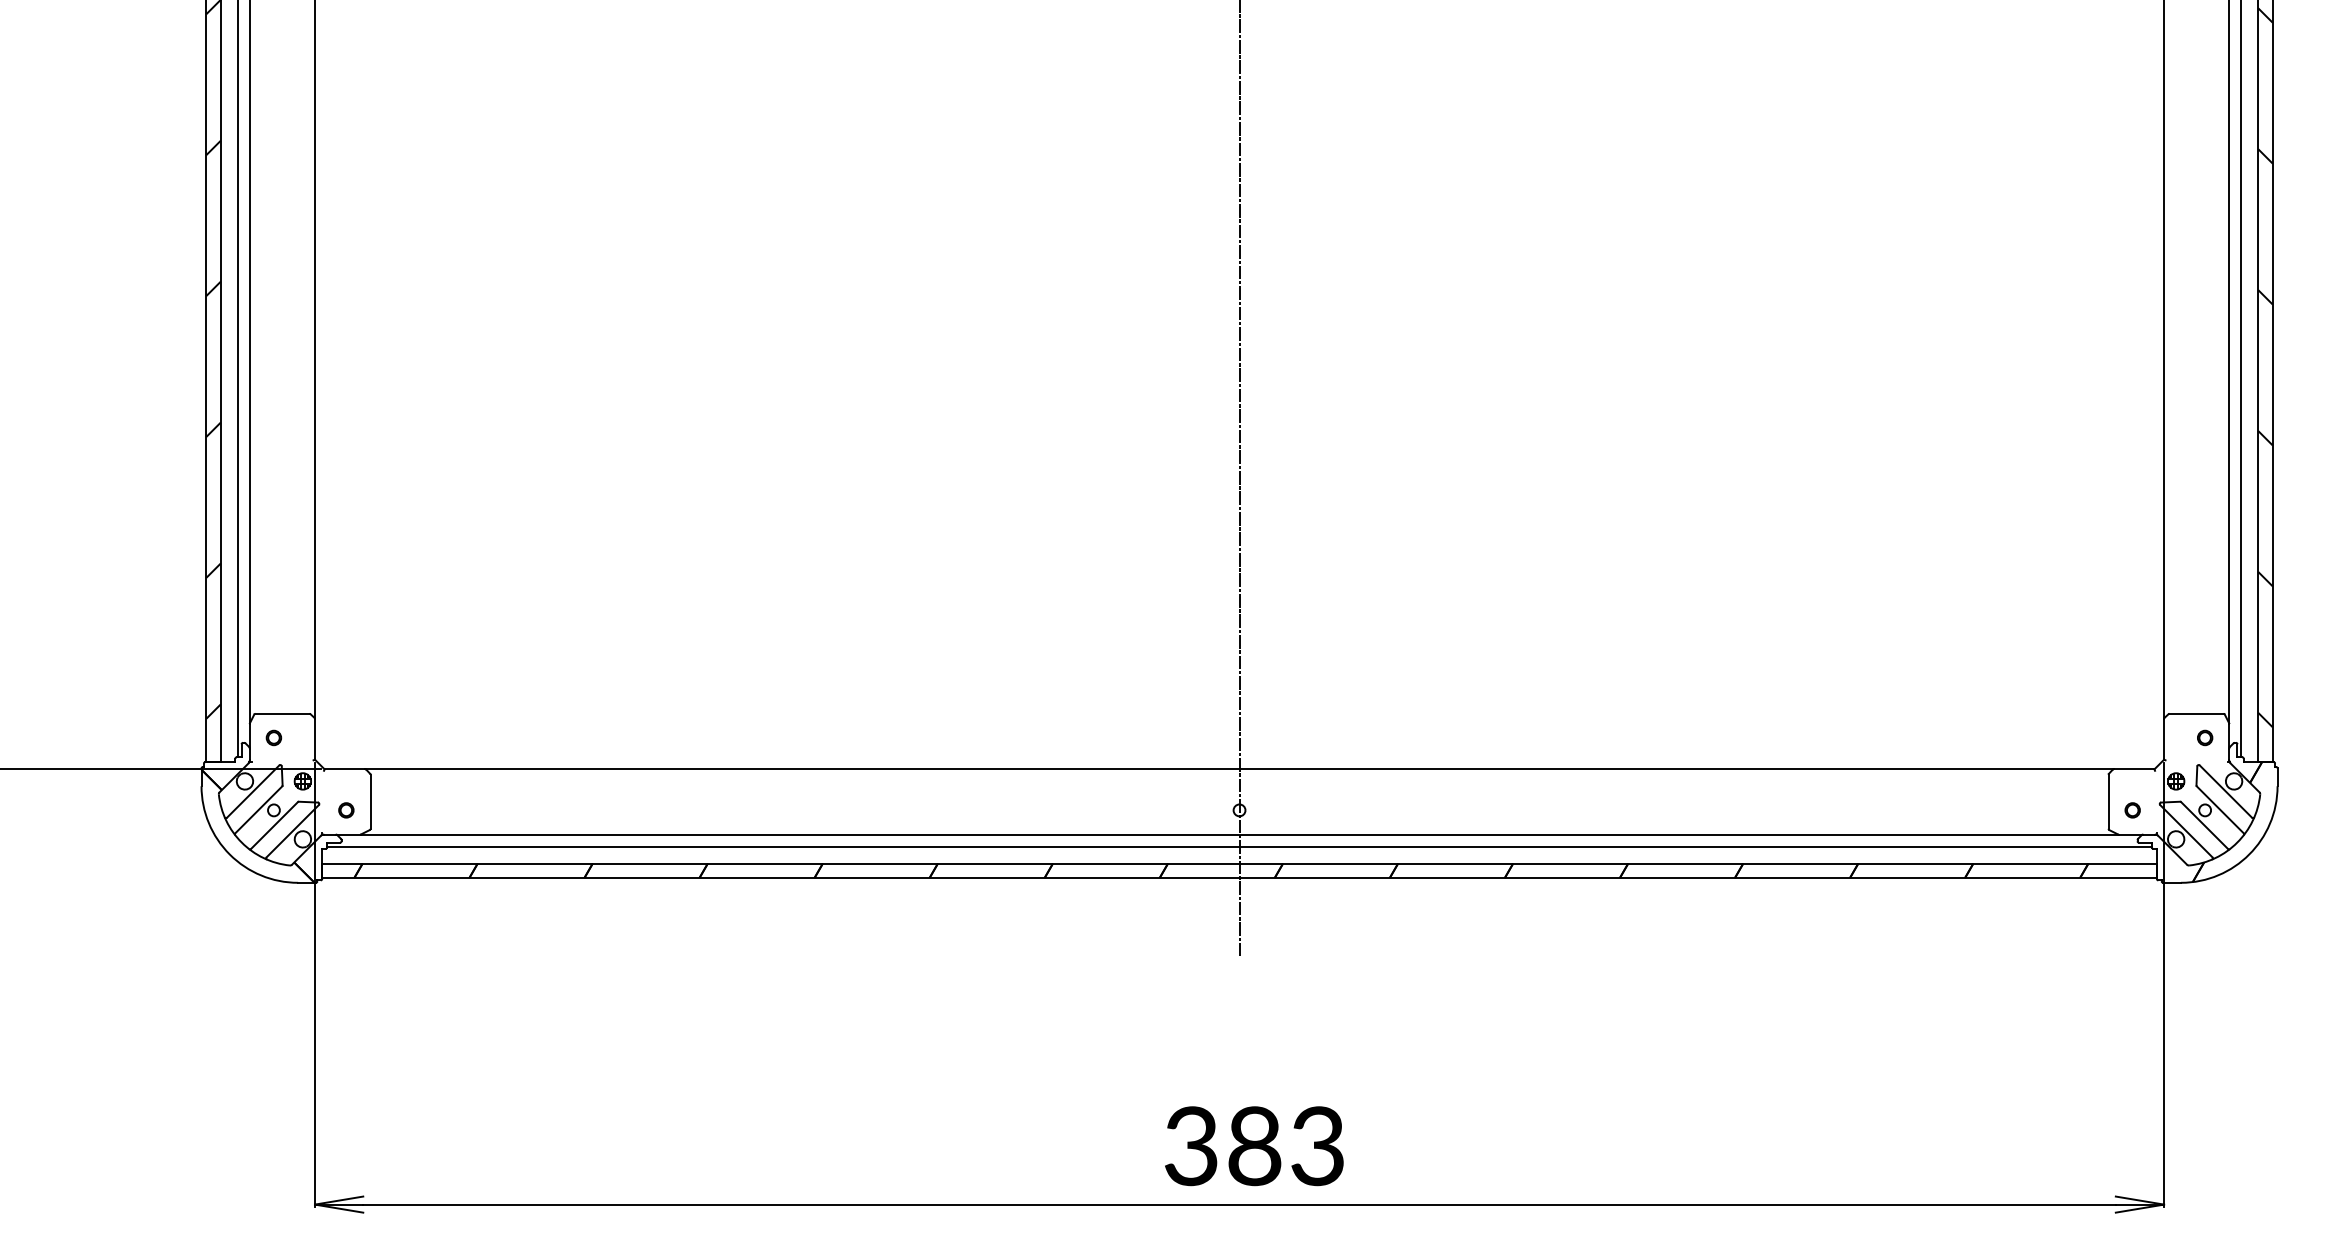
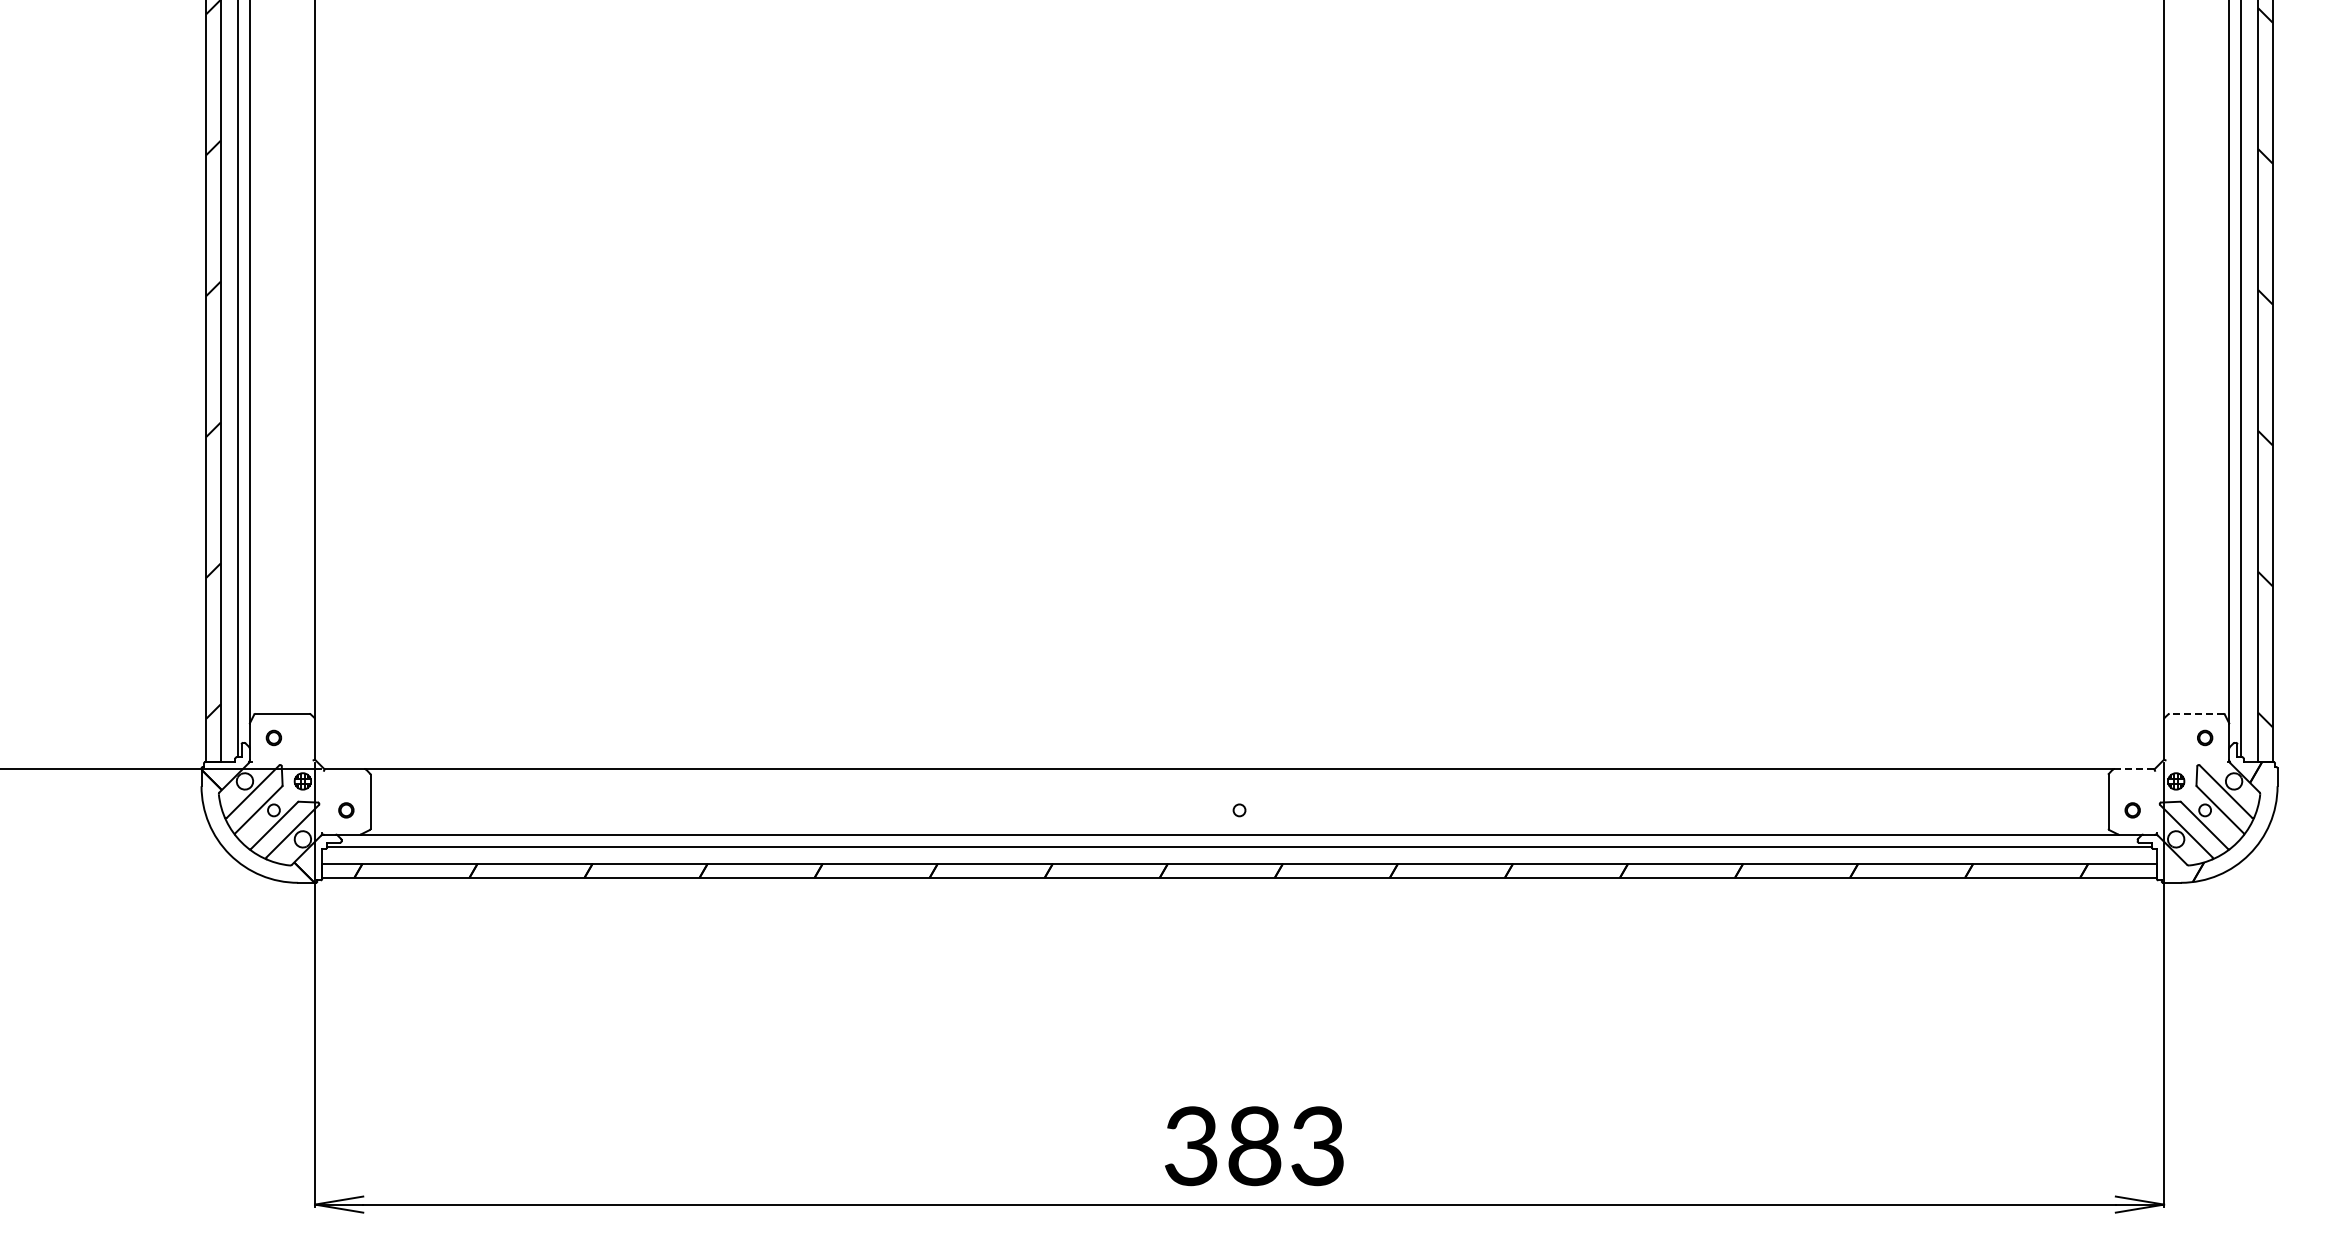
line: present -> none (1239, 479)
line: solid -> dashed (2196, 713)
line: solid -> dashed (2133, 769)
